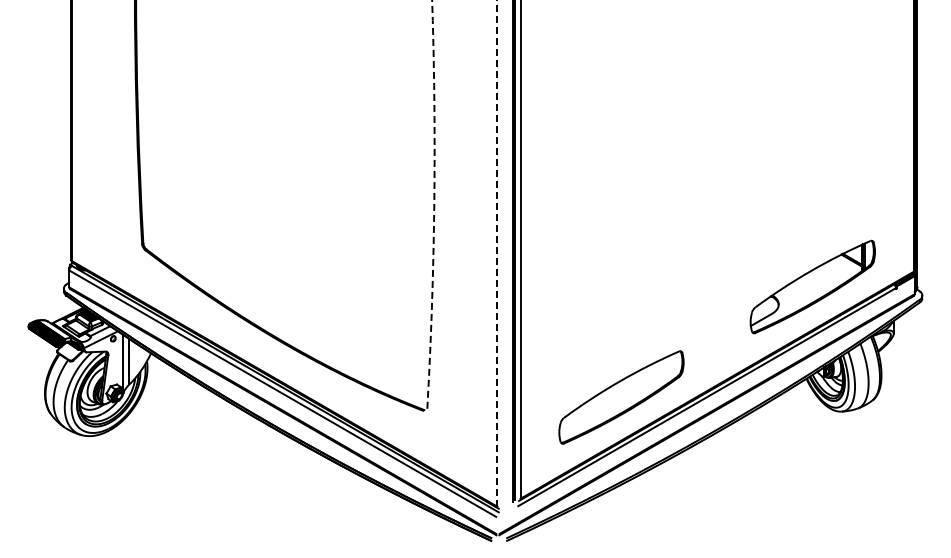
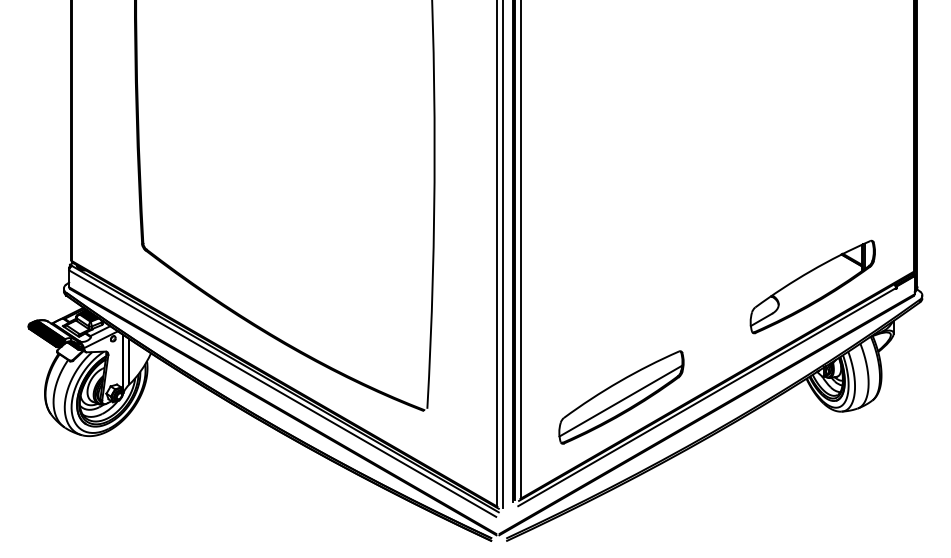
arc: dashed -> solid (434, 204)
line: dashed -> solid (497, 252)
line: none -> present (502, 255)
line: none -> present (620, 400)
